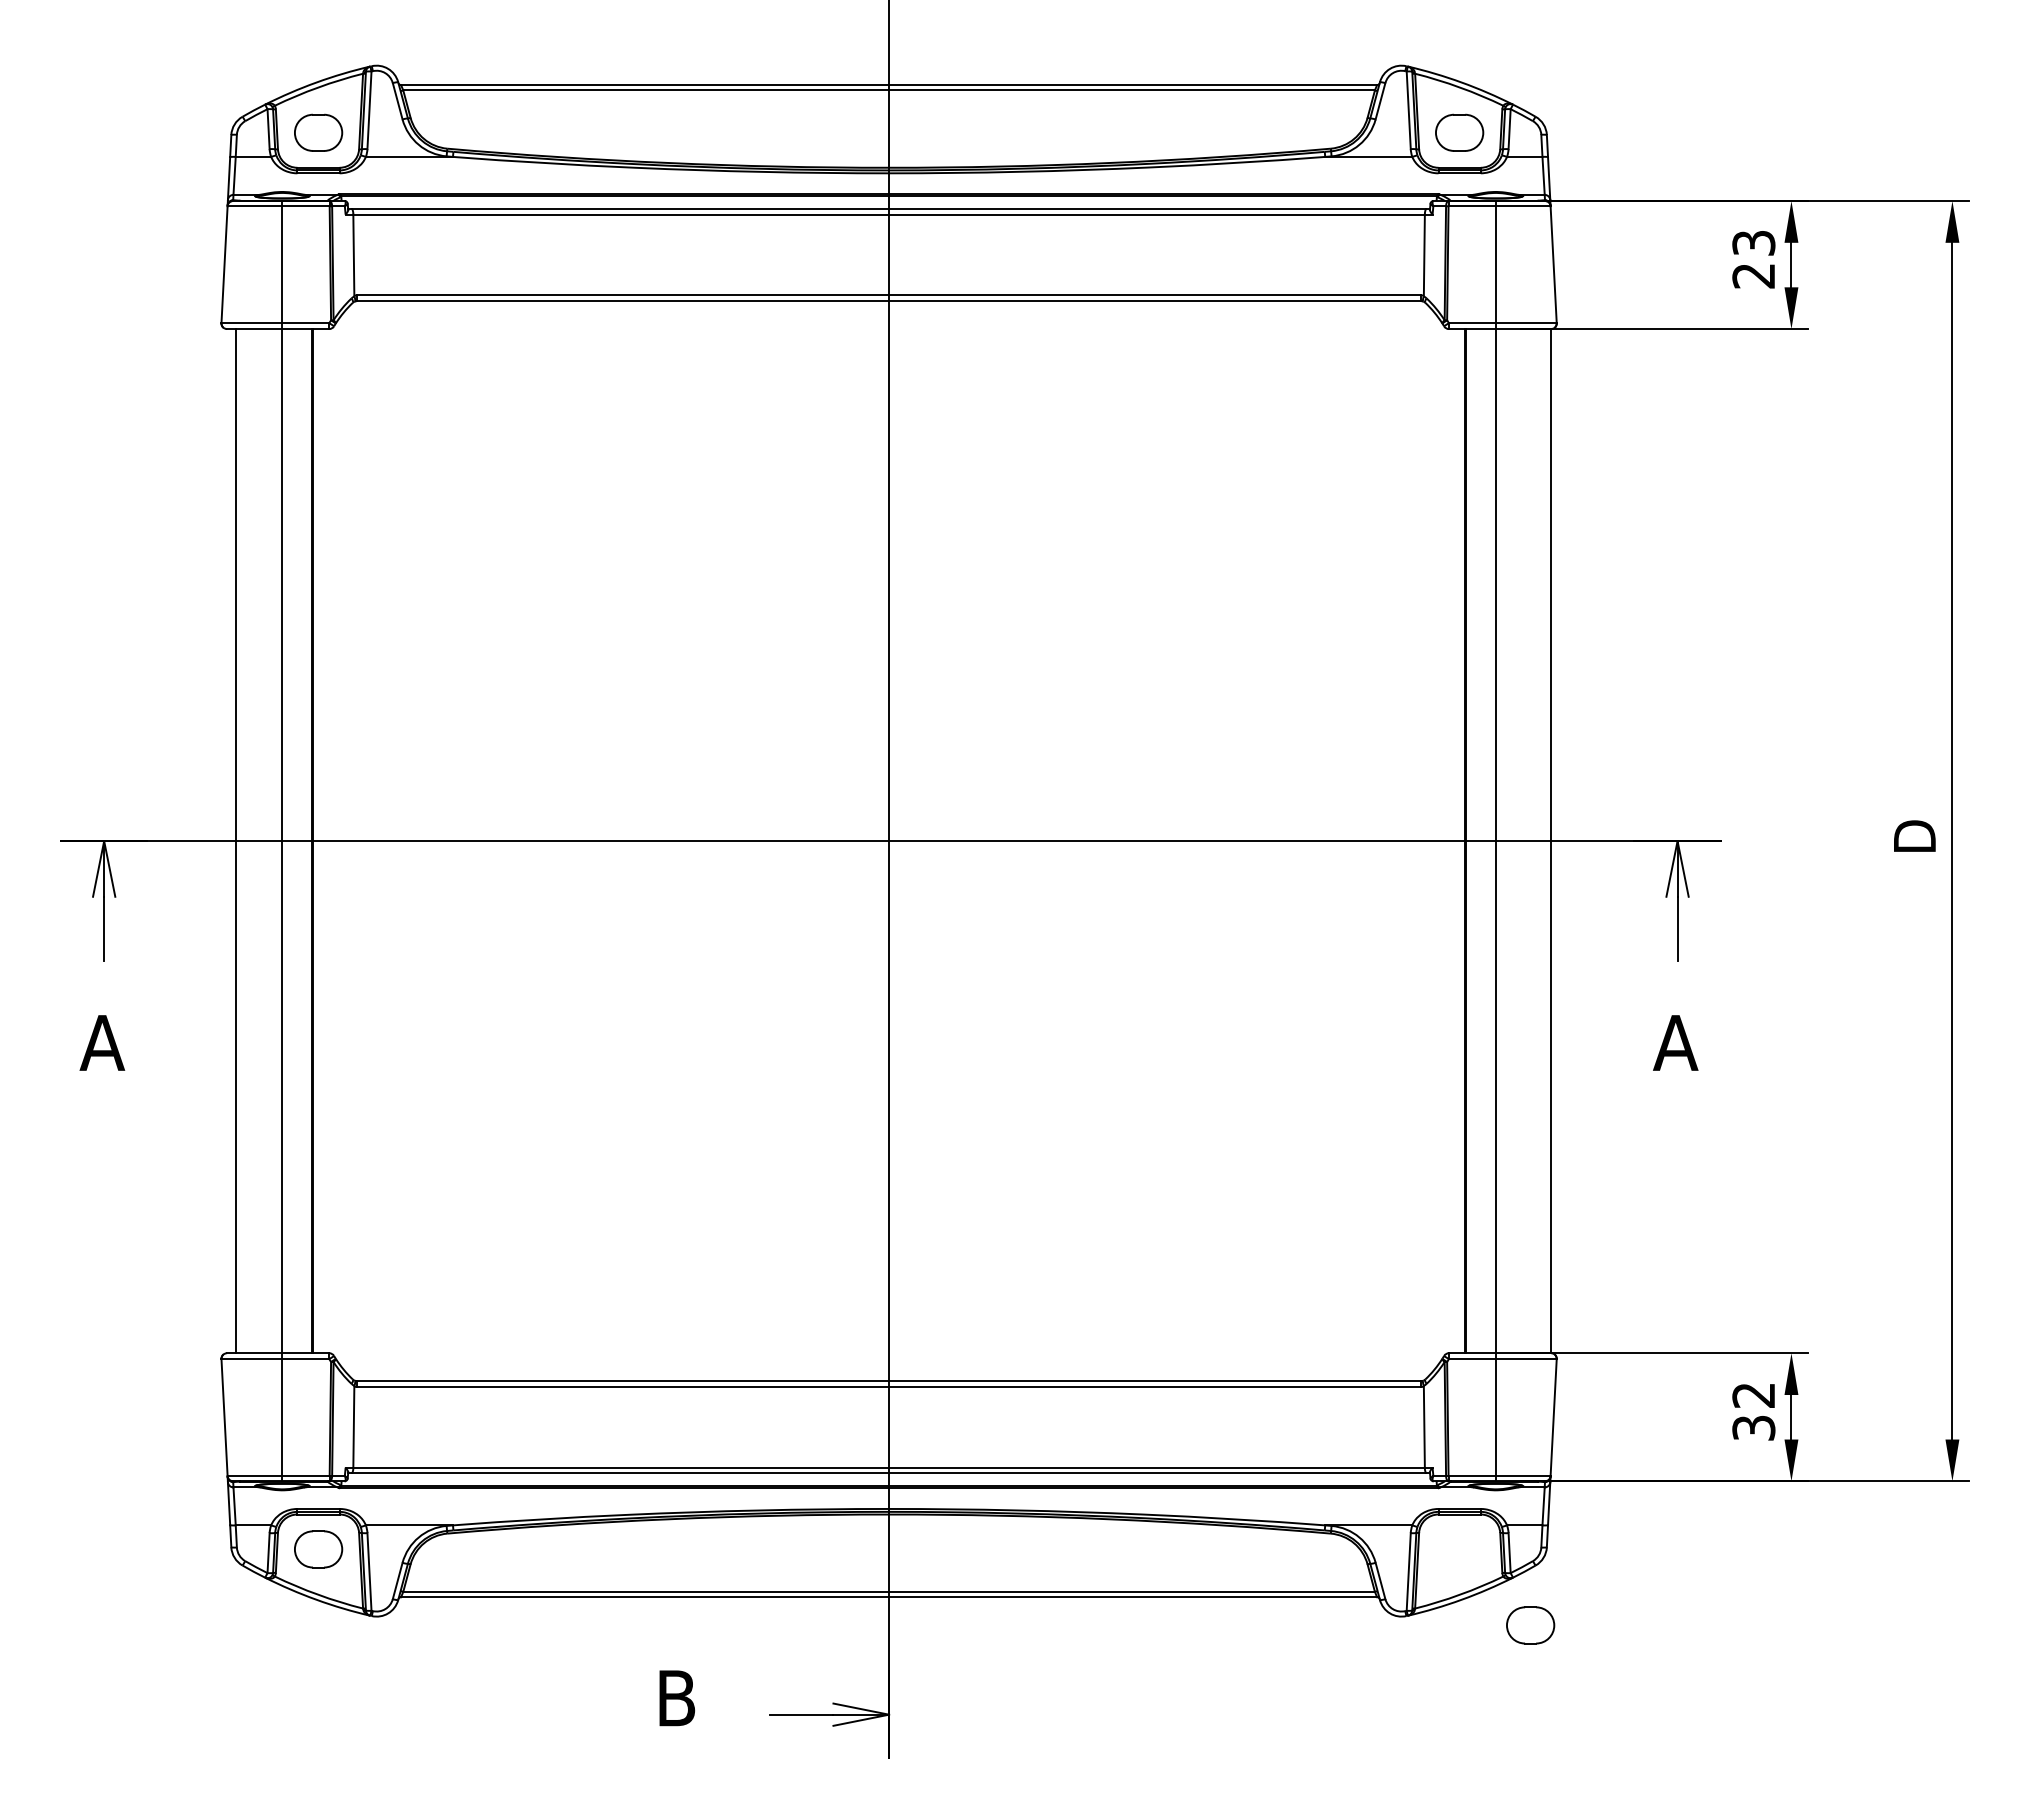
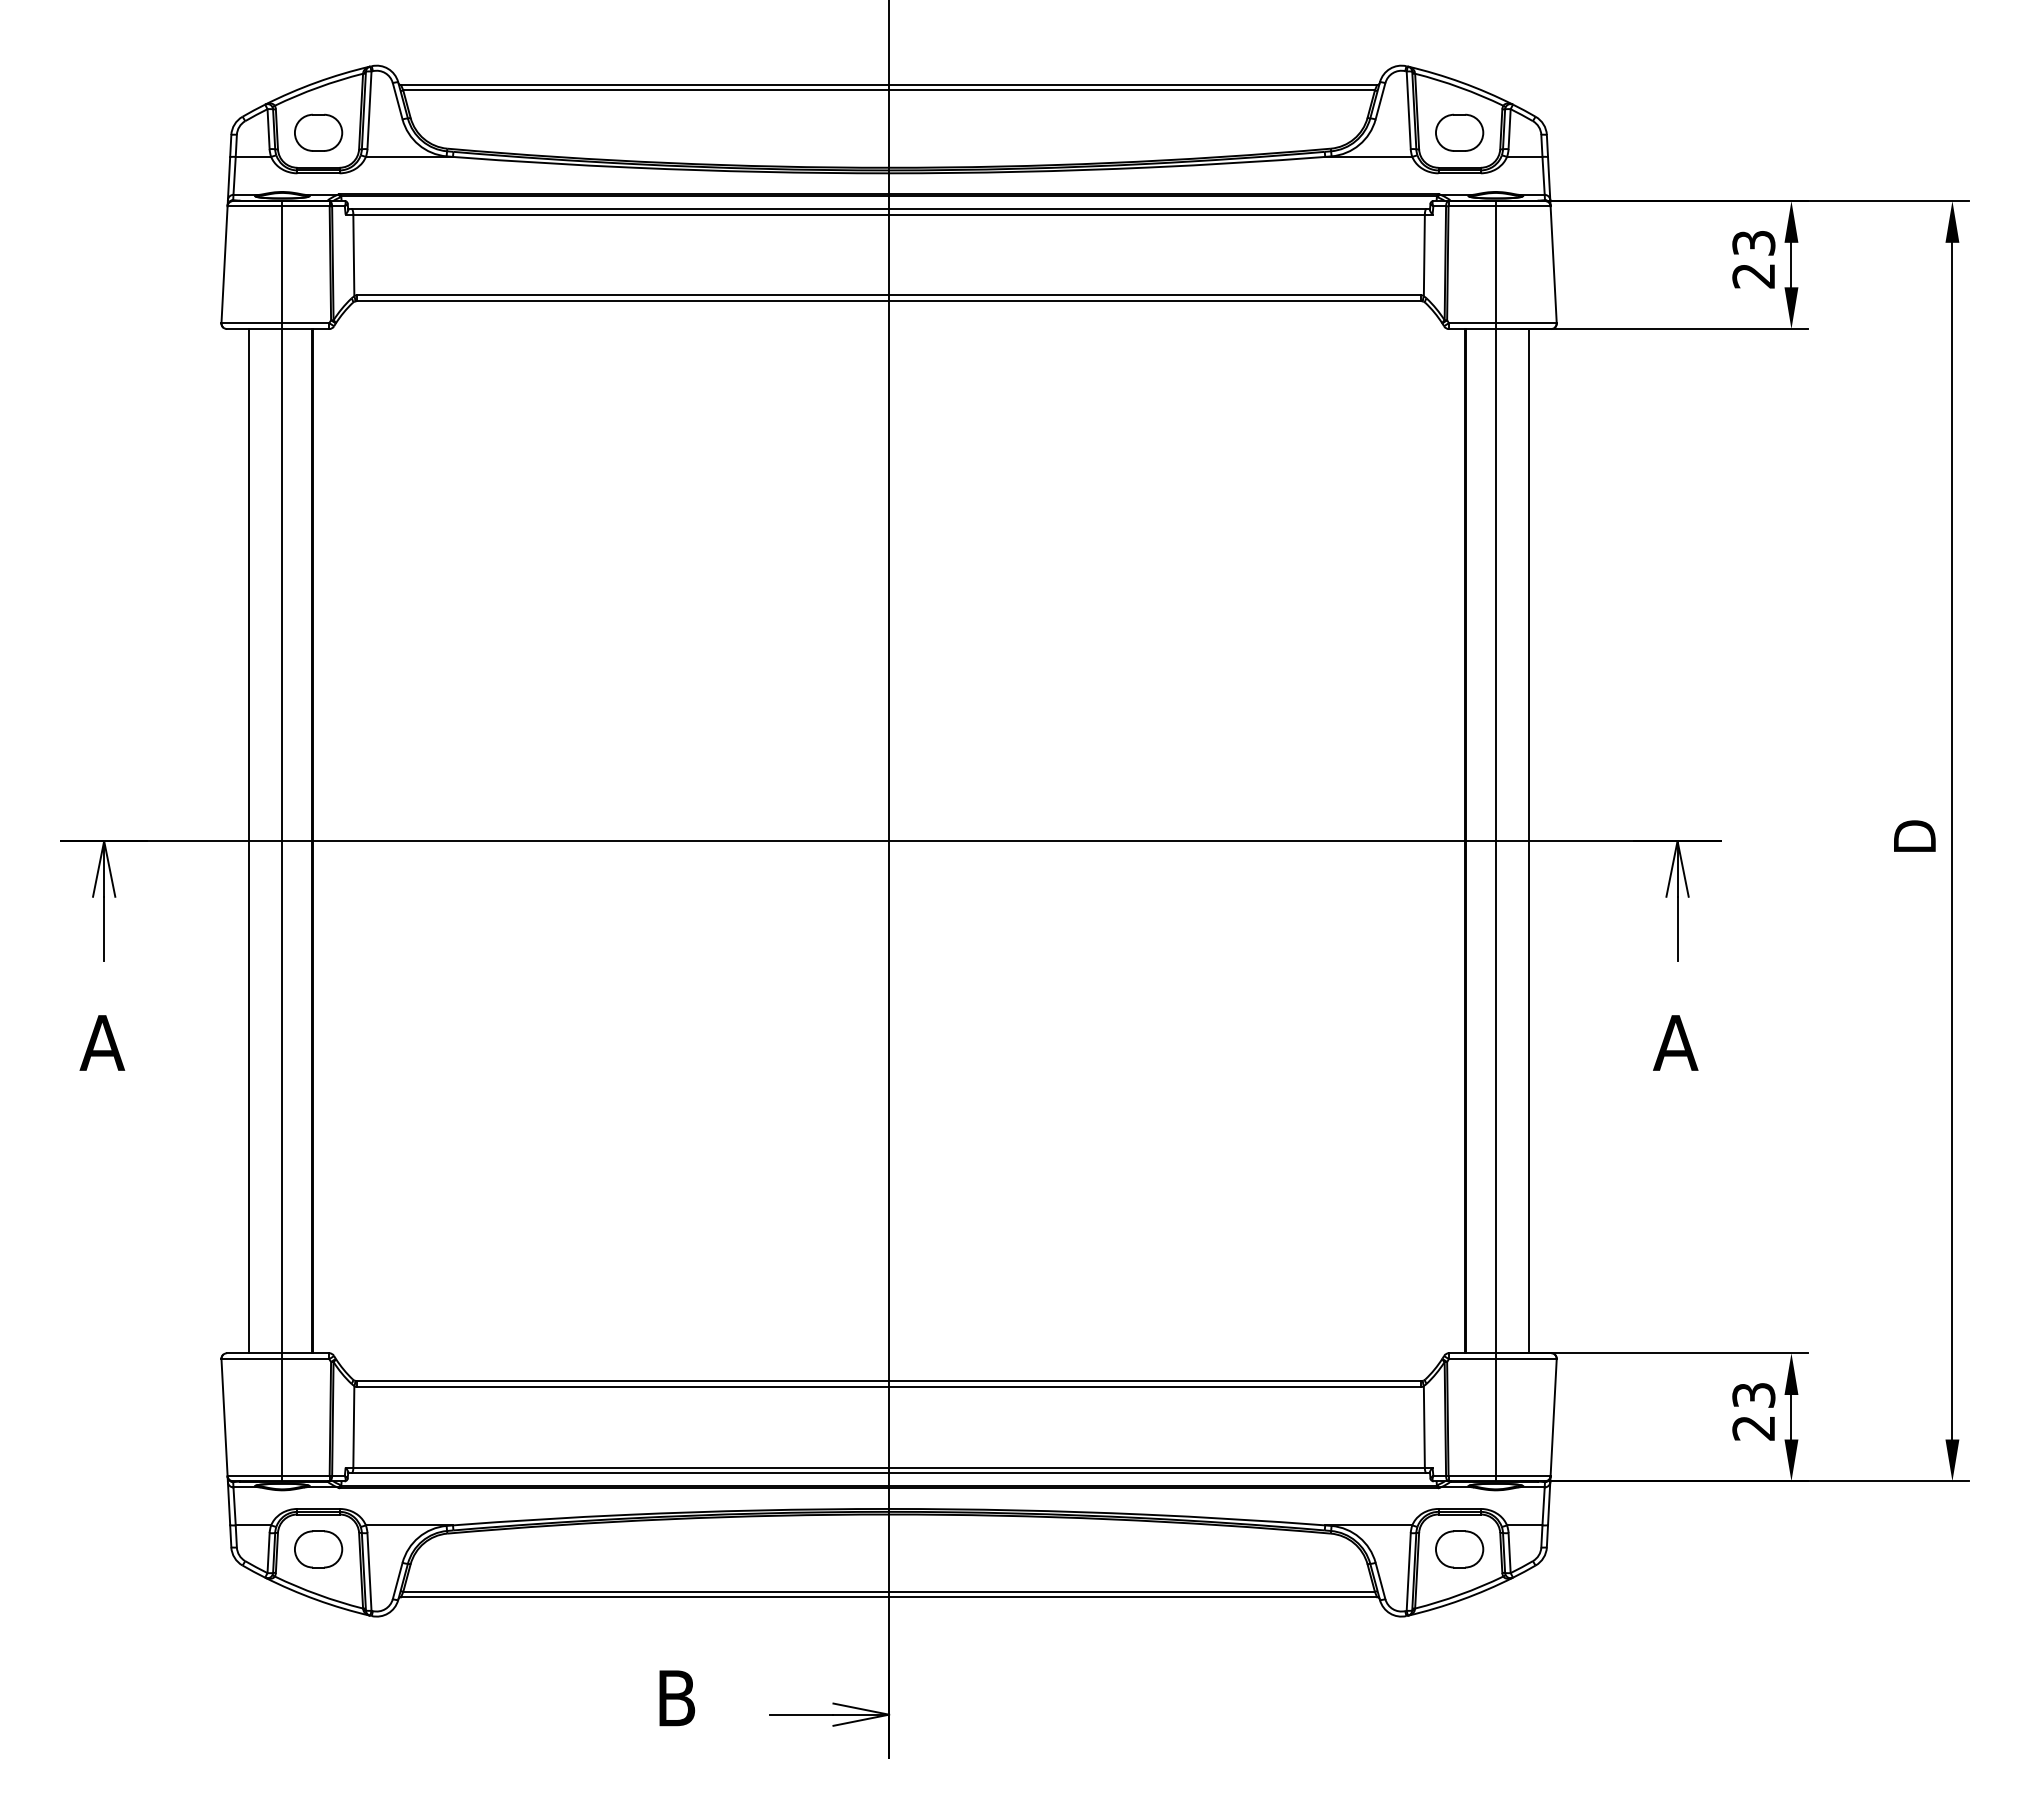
line position: (236, 841) -> (249, 841) (249, 841)
line position: (1551, 841) -> (1529, 841) (1529, 841)
text: 32 -> 23 (1753, 1411)
part position: (1530, 1625) -> (1459, 1549) (1459, 1549)
